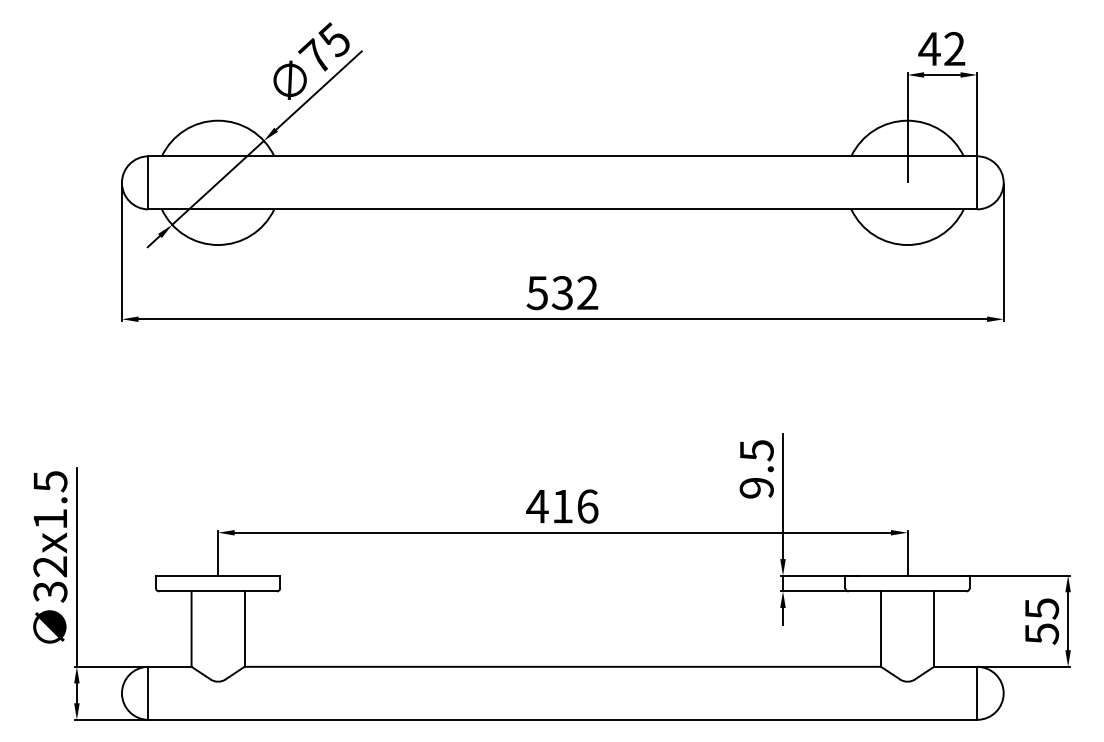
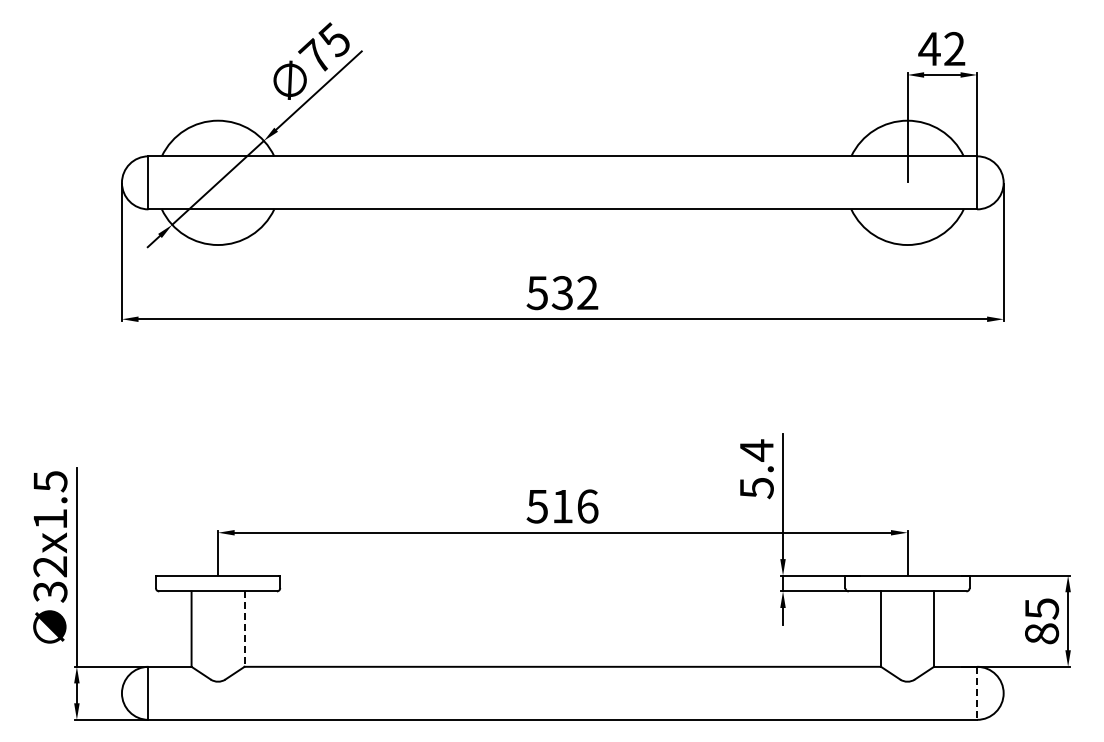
text: 9.5 -> 5.4 (756, 469)
text: 416 -> 516 (537, 506)
line: solid -> dashed (244, 629)
text: 55 -> 85 (1042, 633)
line: solid -> dashed (977, 693)
